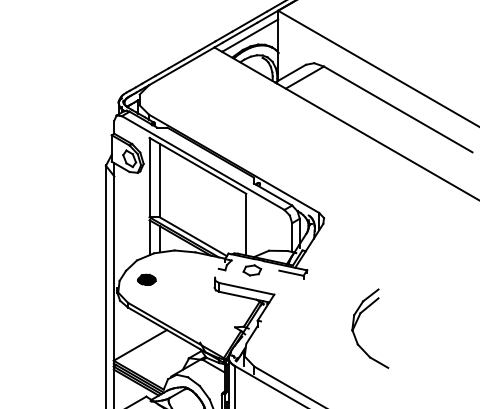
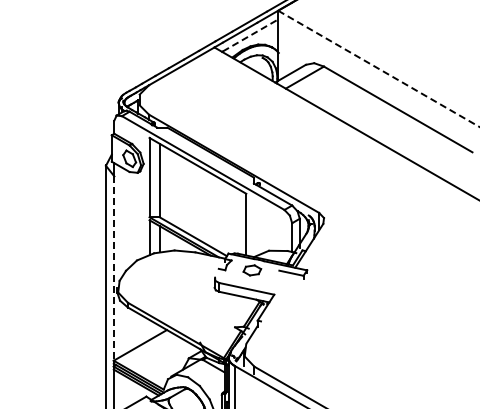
line: solid -> dashed (250, 35)
line: solid -> dashed (379, 69)
line: solid -> dashed (114, 268)
part: present -> none (146, 279)
part: present -> none (357, 322)
